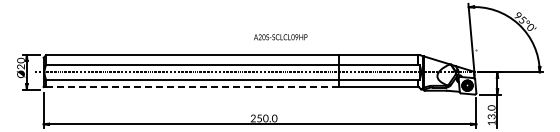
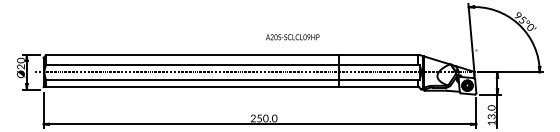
text position: (280, 37) -> (292, 37) (292, 37)
line: dashed -> solid (192, 87)
